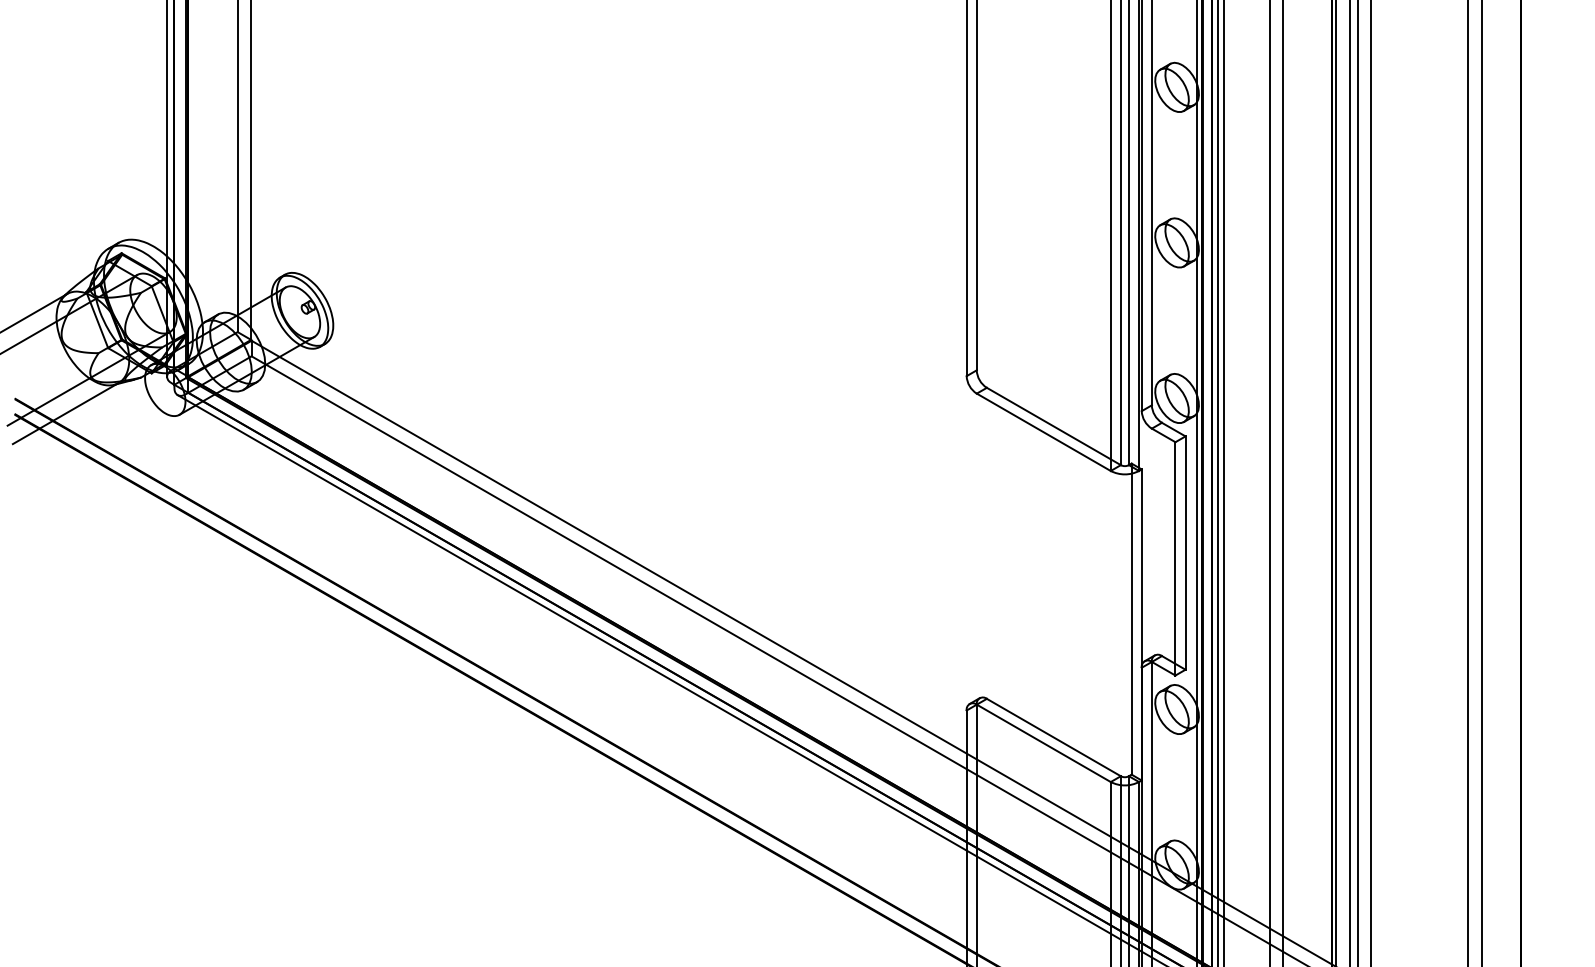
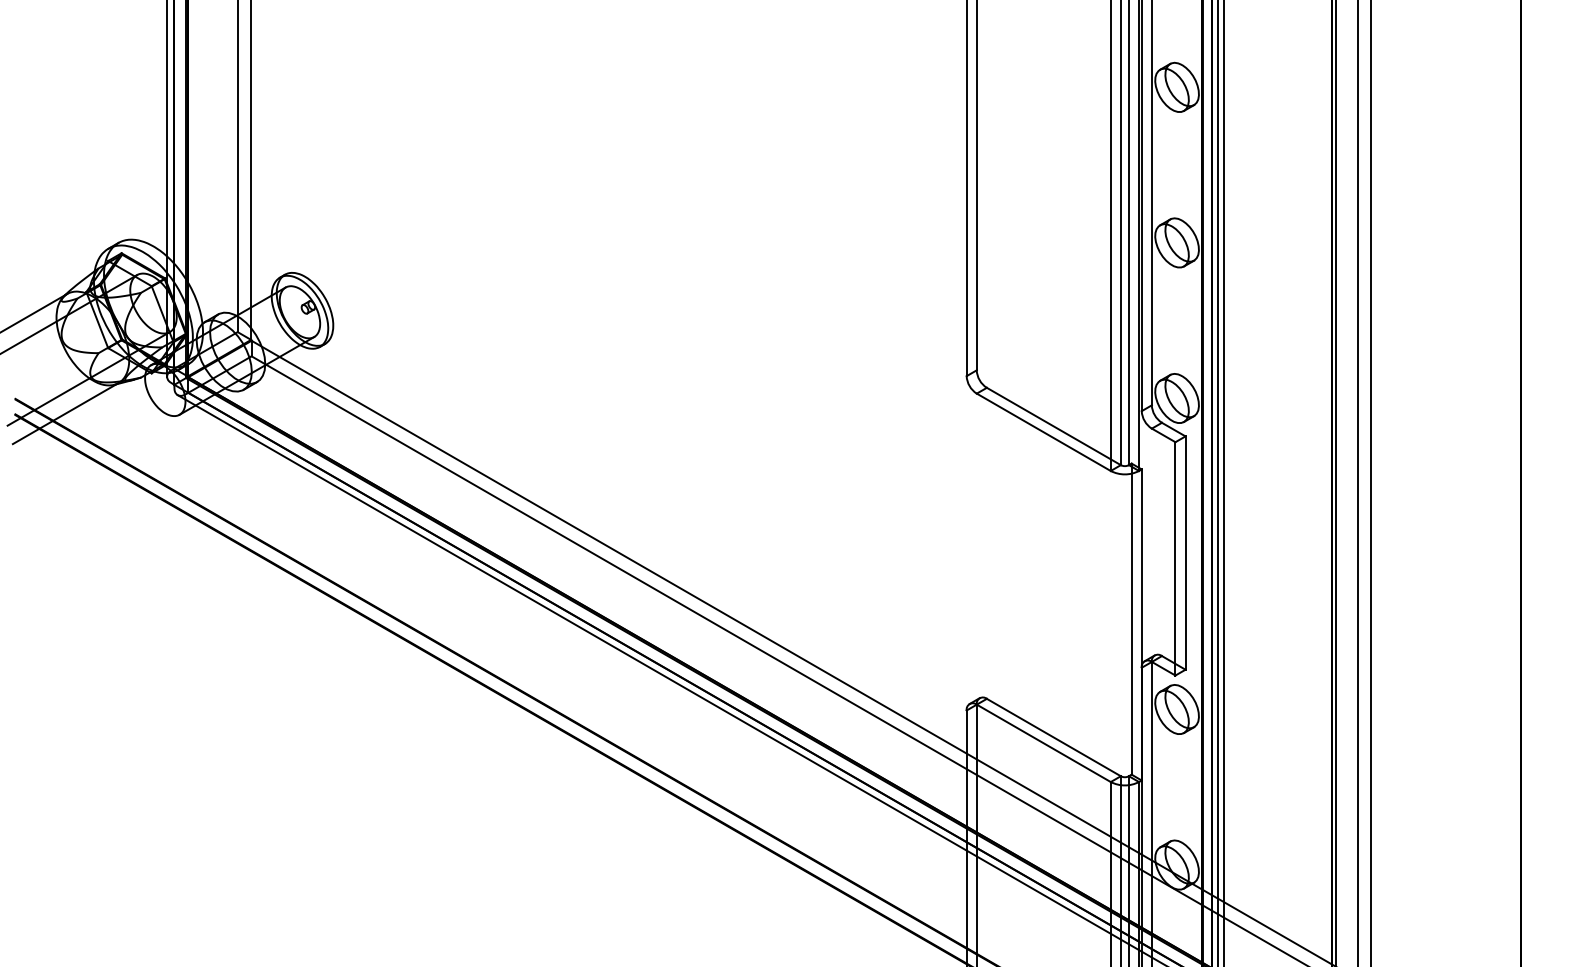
line: present -> none (1197, 482)
line: present -> none (1269, 482)
line: present -> none (1283, 482)
line: present -> none (1349, 482)
line: present -> none (1468, 482)
line: present -> none (1481, 482)
